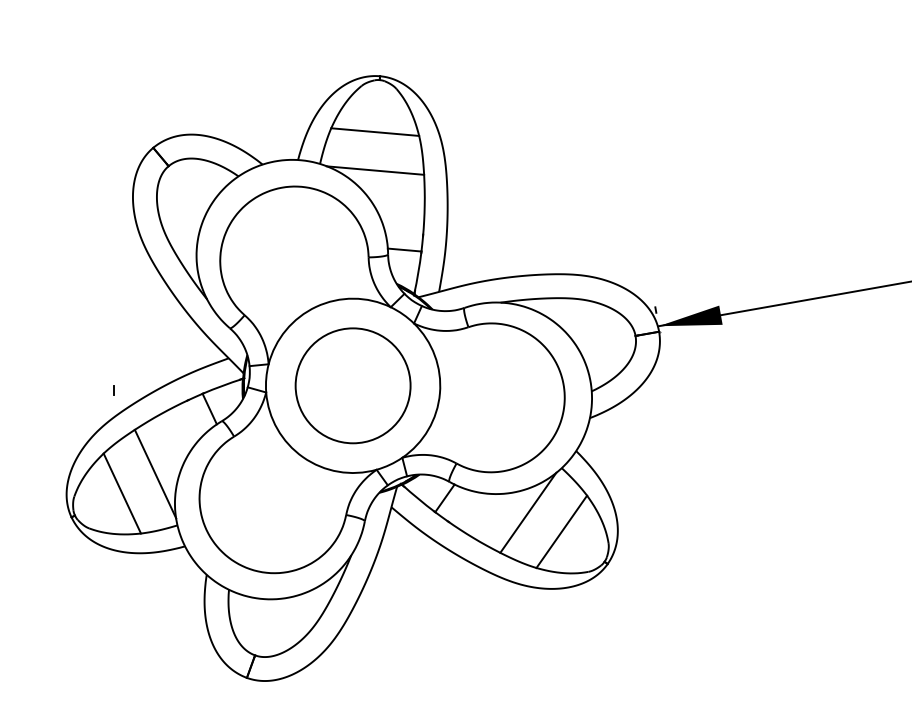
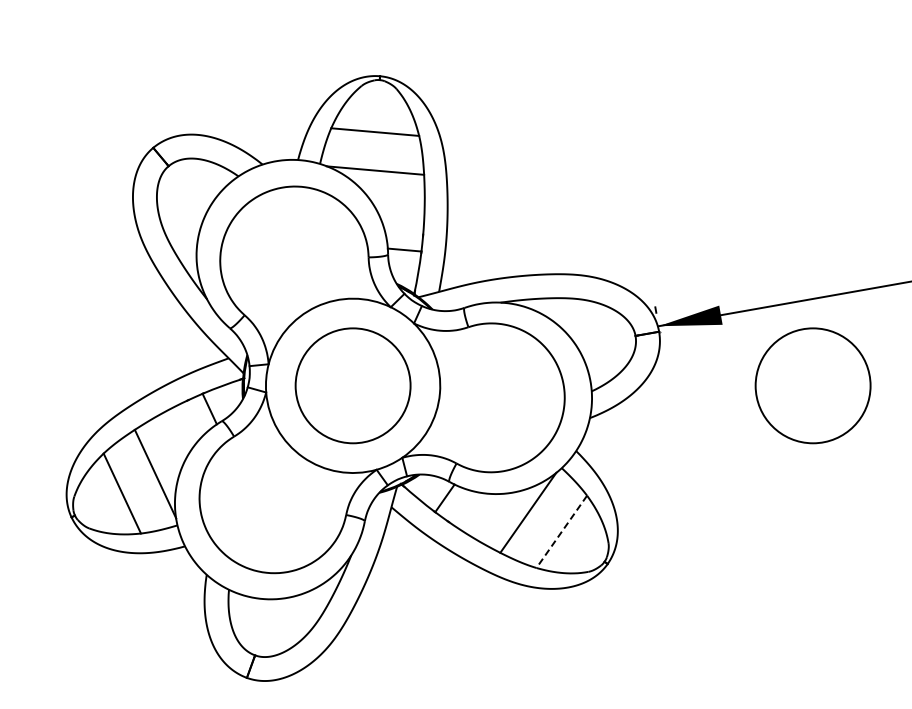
circle: none -> present (812, 385)
line: present -> none (113, 390)
line: solid -> dashed (561, 532)
